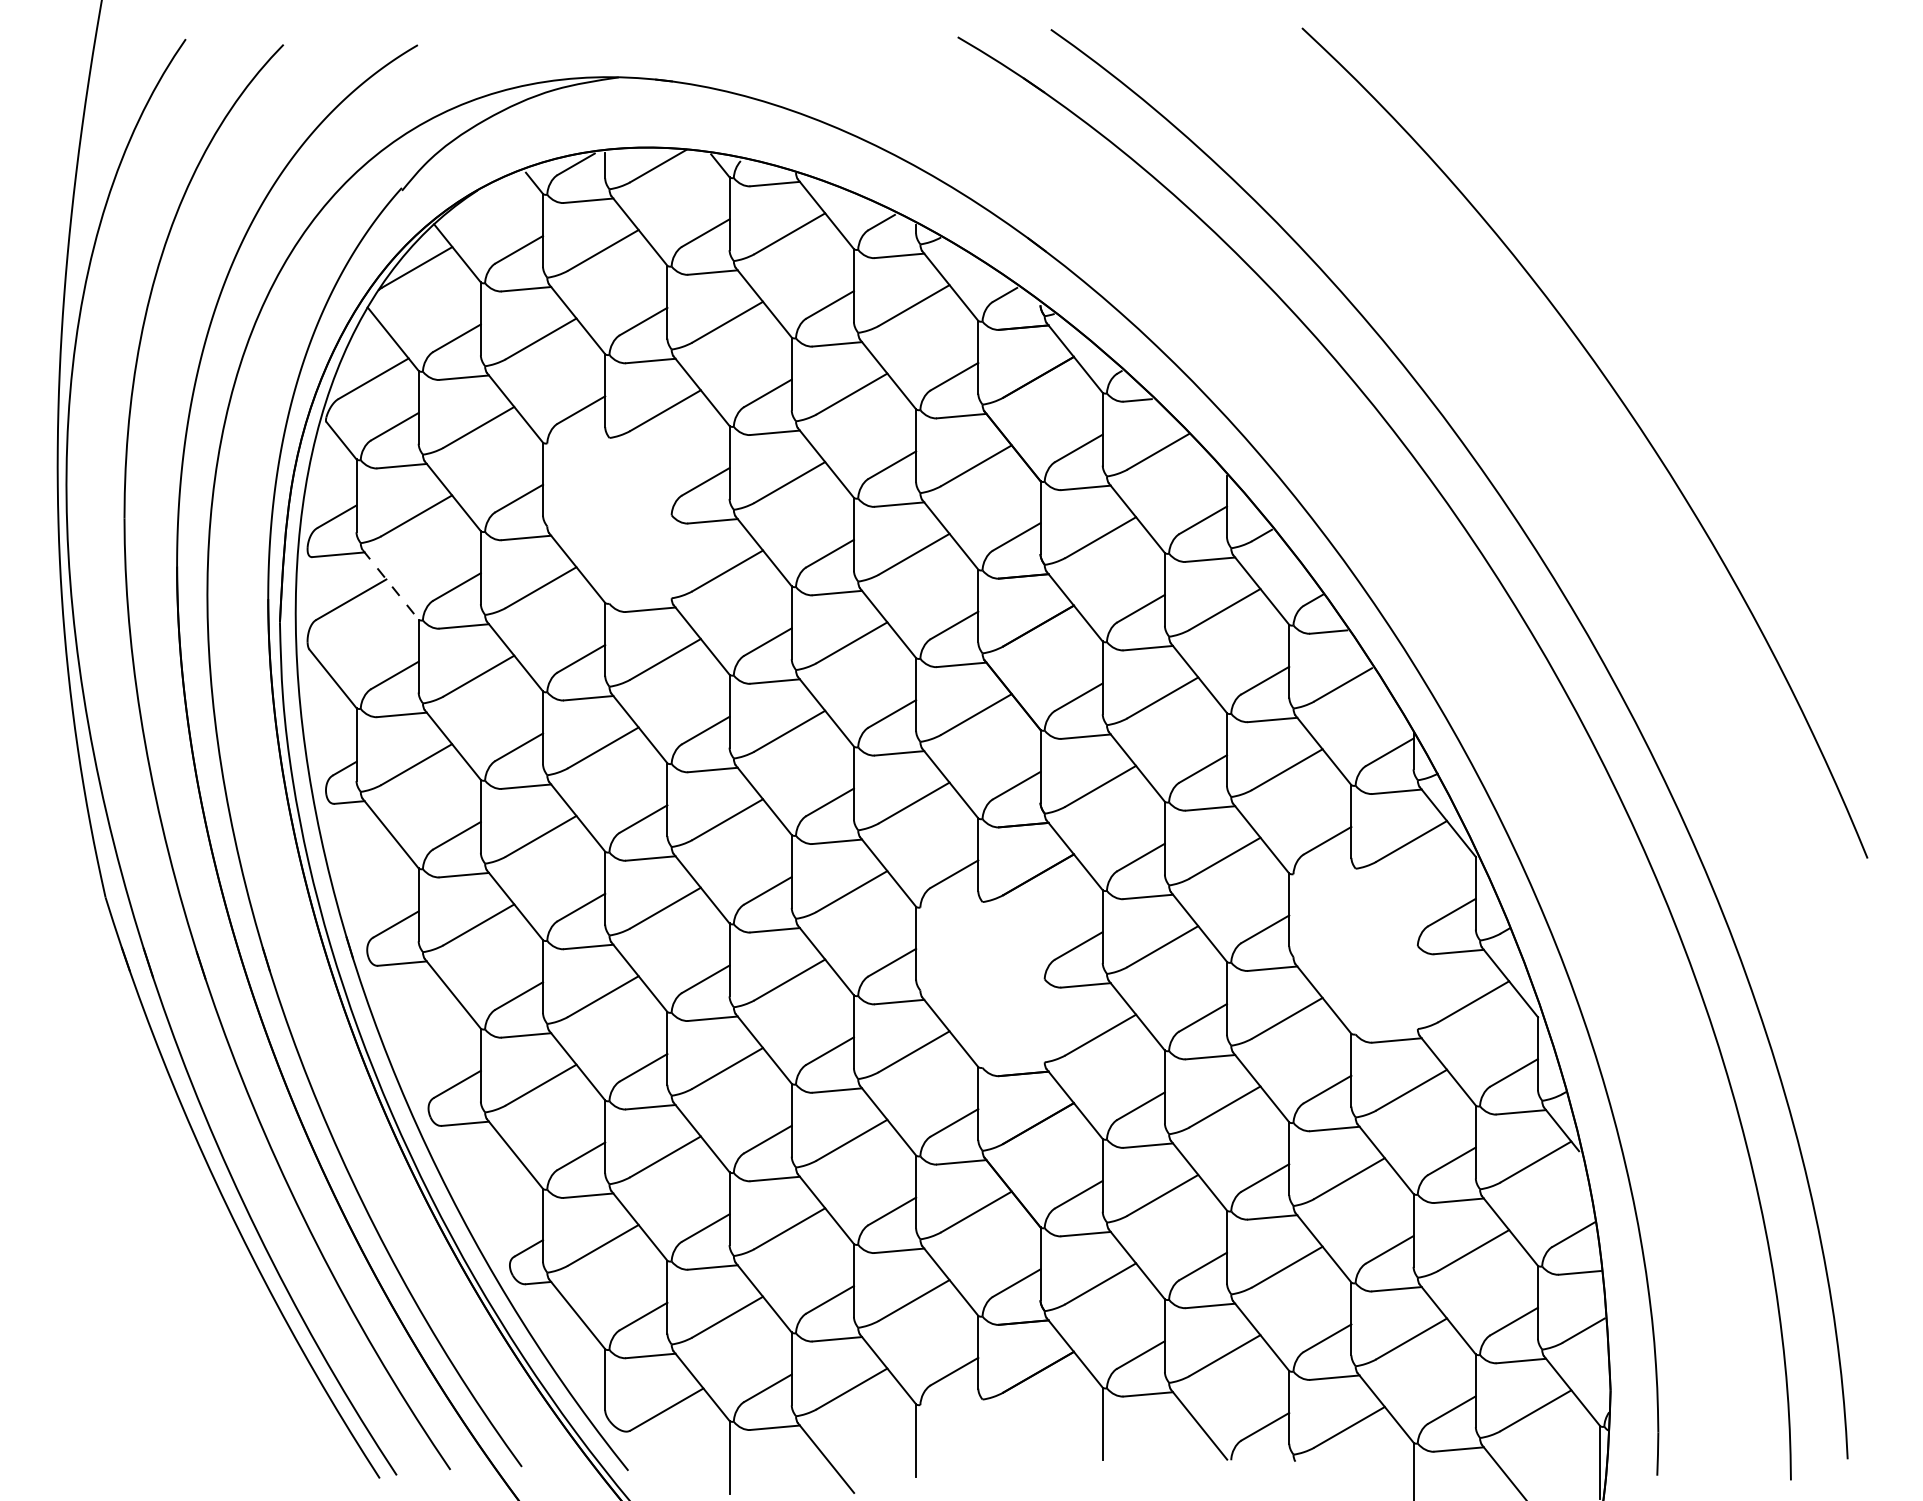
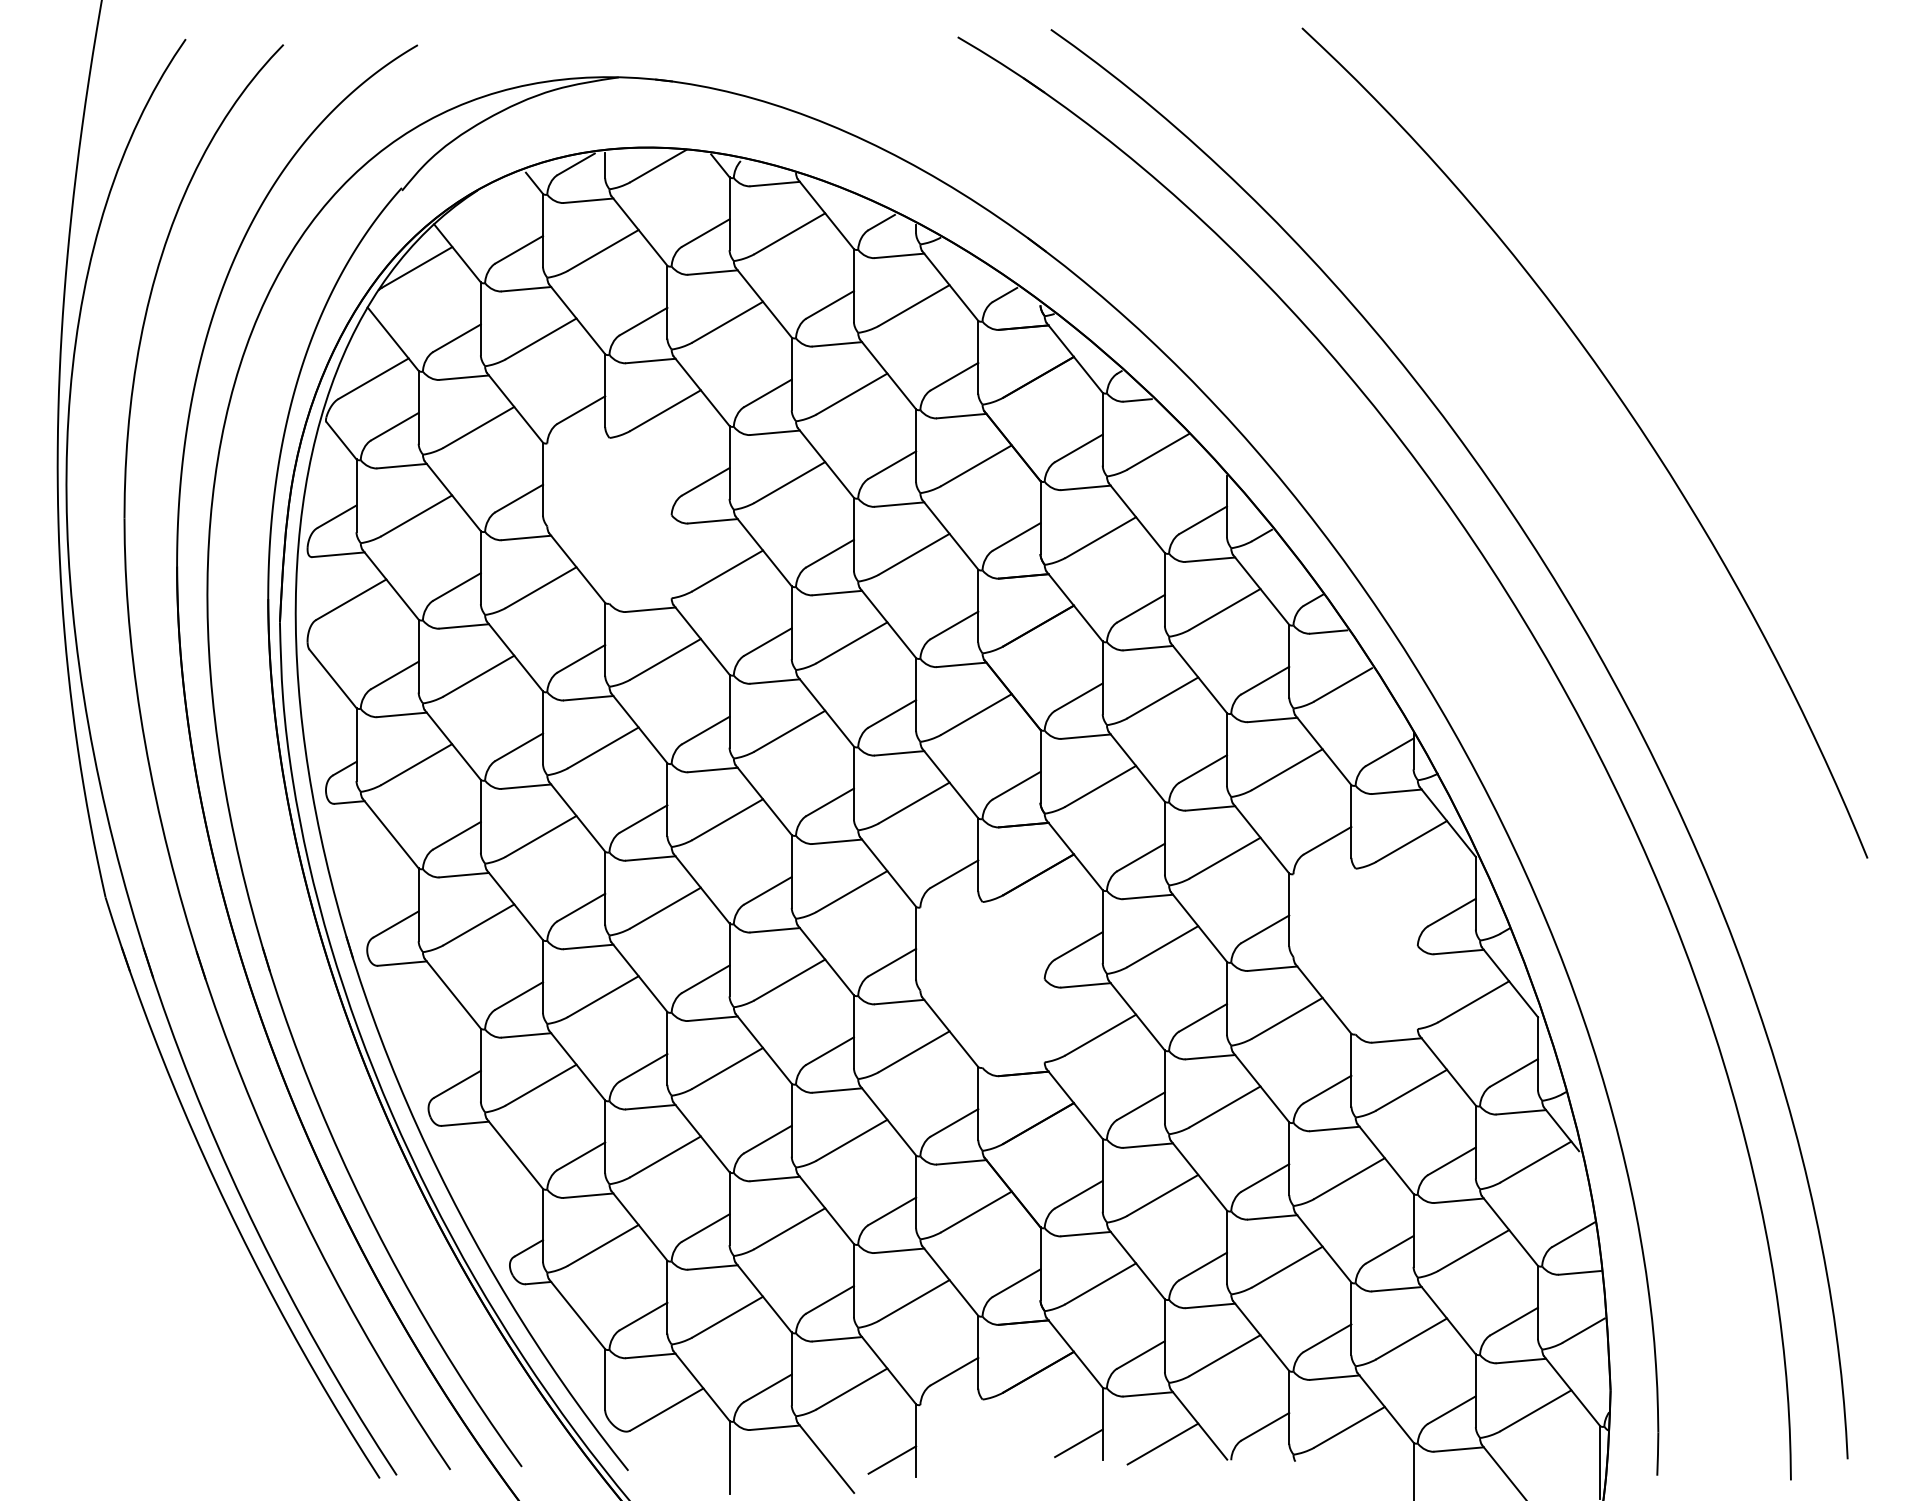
line: dashed -> solid (390, 585)
line: none -> present (1078, 1443)
line: none -> present (1162, 1443)
line: none -> present (892, 1459)
